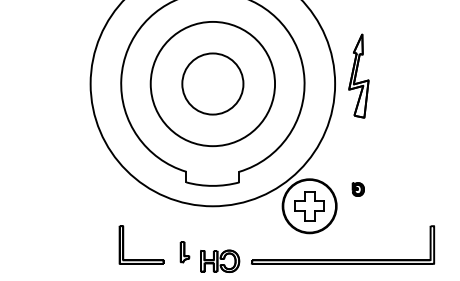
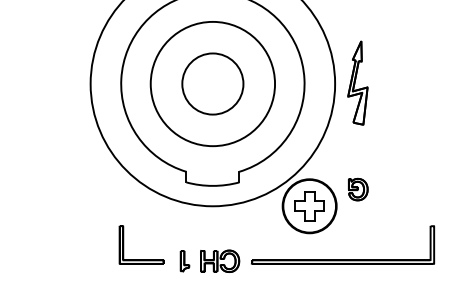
part position: (358, 75) -> (357, 82) (357, 82)
part size: 14x15 px -> 21x25 px (358, 189)
part position: (184, 252) -> (184, 261) (184, 261)
